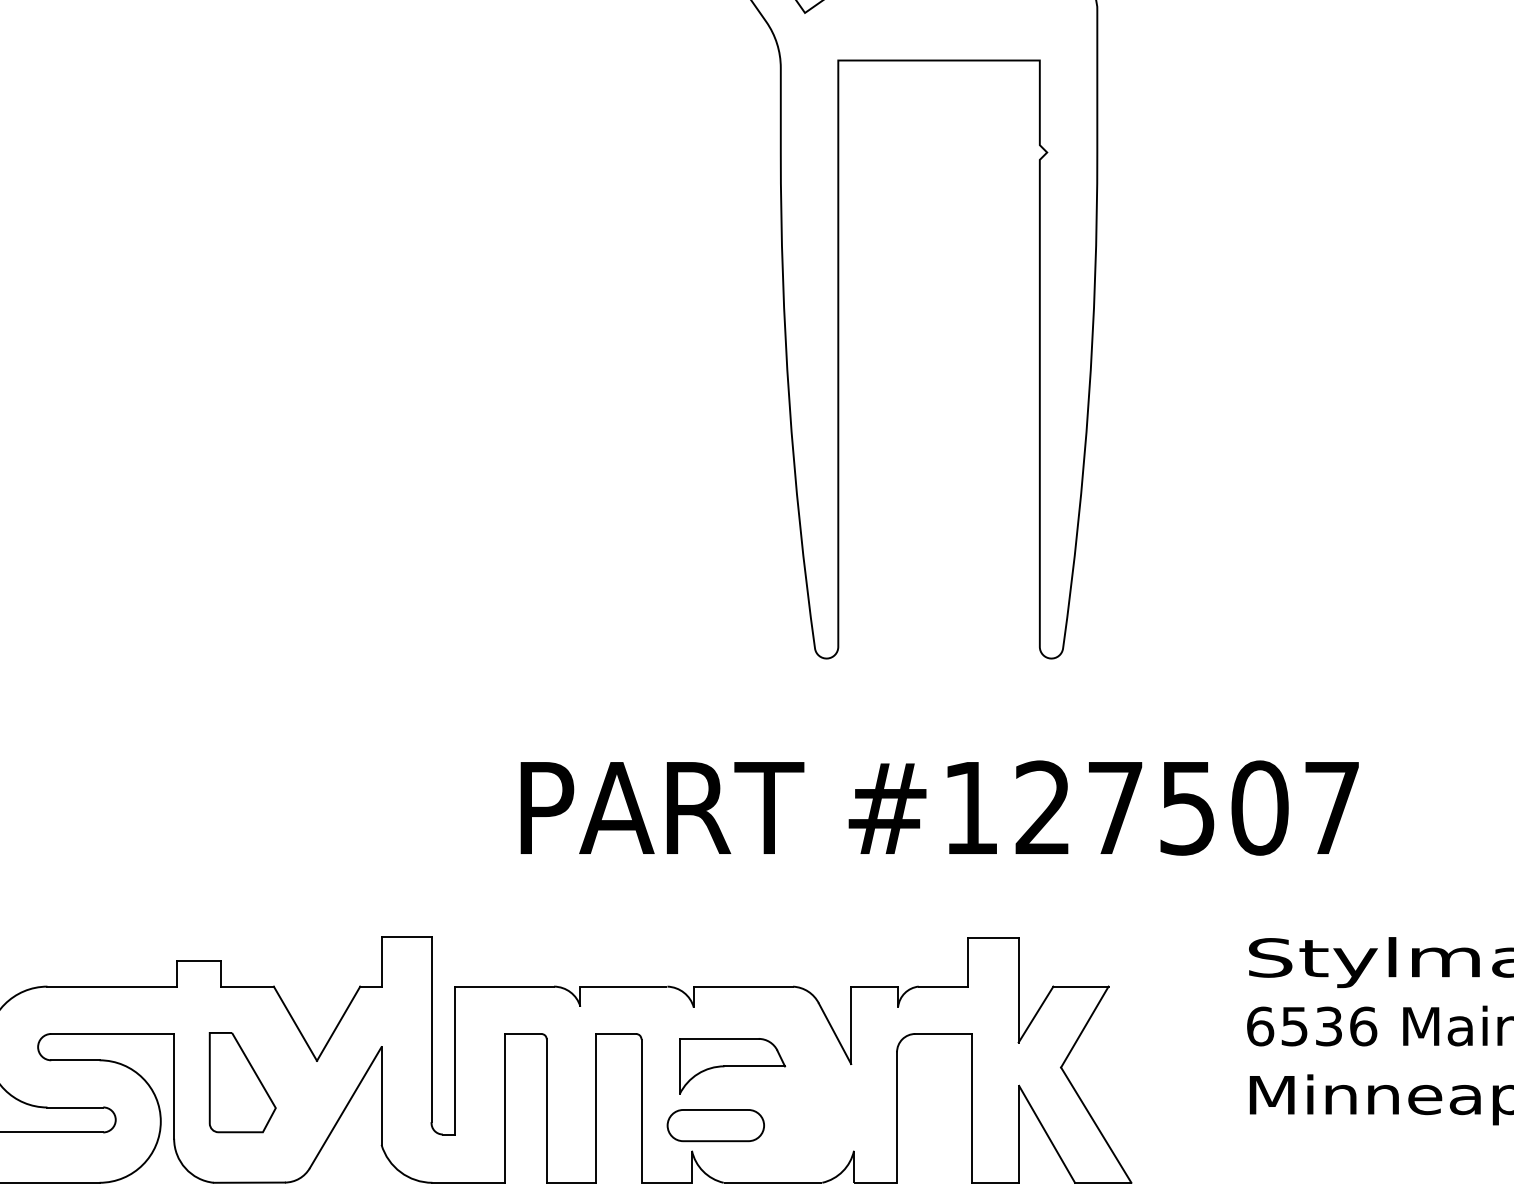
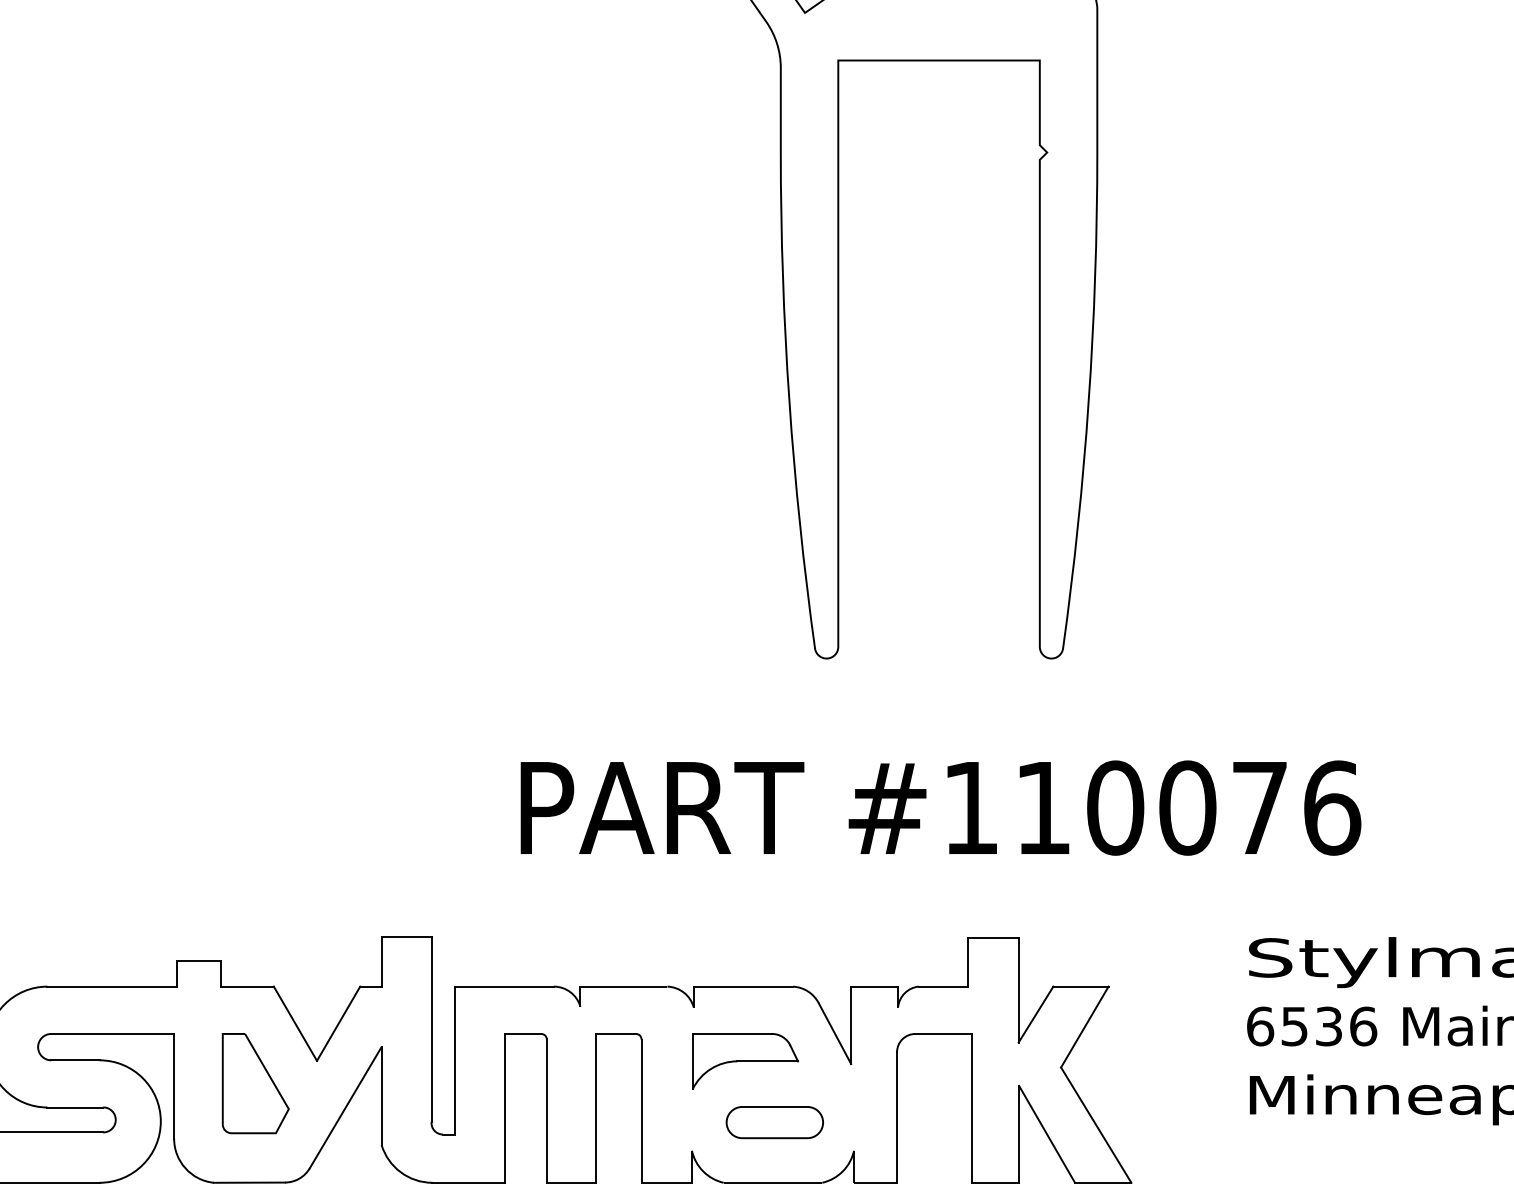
text: #127507 -> #110076 (1188, 807)
part position: (732, 1066) -> (745, 1061) (745, 1061)
part position: (242, 1082) -> (255, 1083) (255, 1083)
part position: (715, 1125) -> (774, 1122) (774, 1122)
